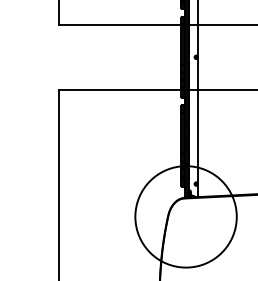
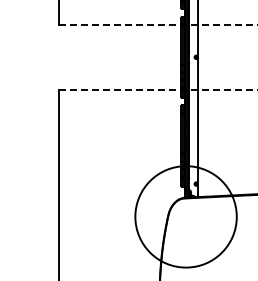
line: solid -> dashed (158, 24)
line: solid -> dashed (158, 90)
